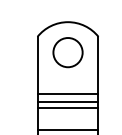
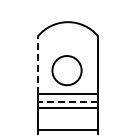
circle position: (67, 52) -> (66, 70) (66, 70)
line: solid -> dashed (37, 65)
line: solid -> dashed (67, 101)
